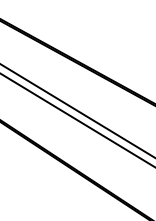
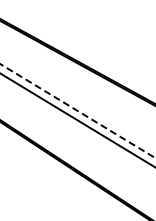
line: solid -> dashed (78, 111)
